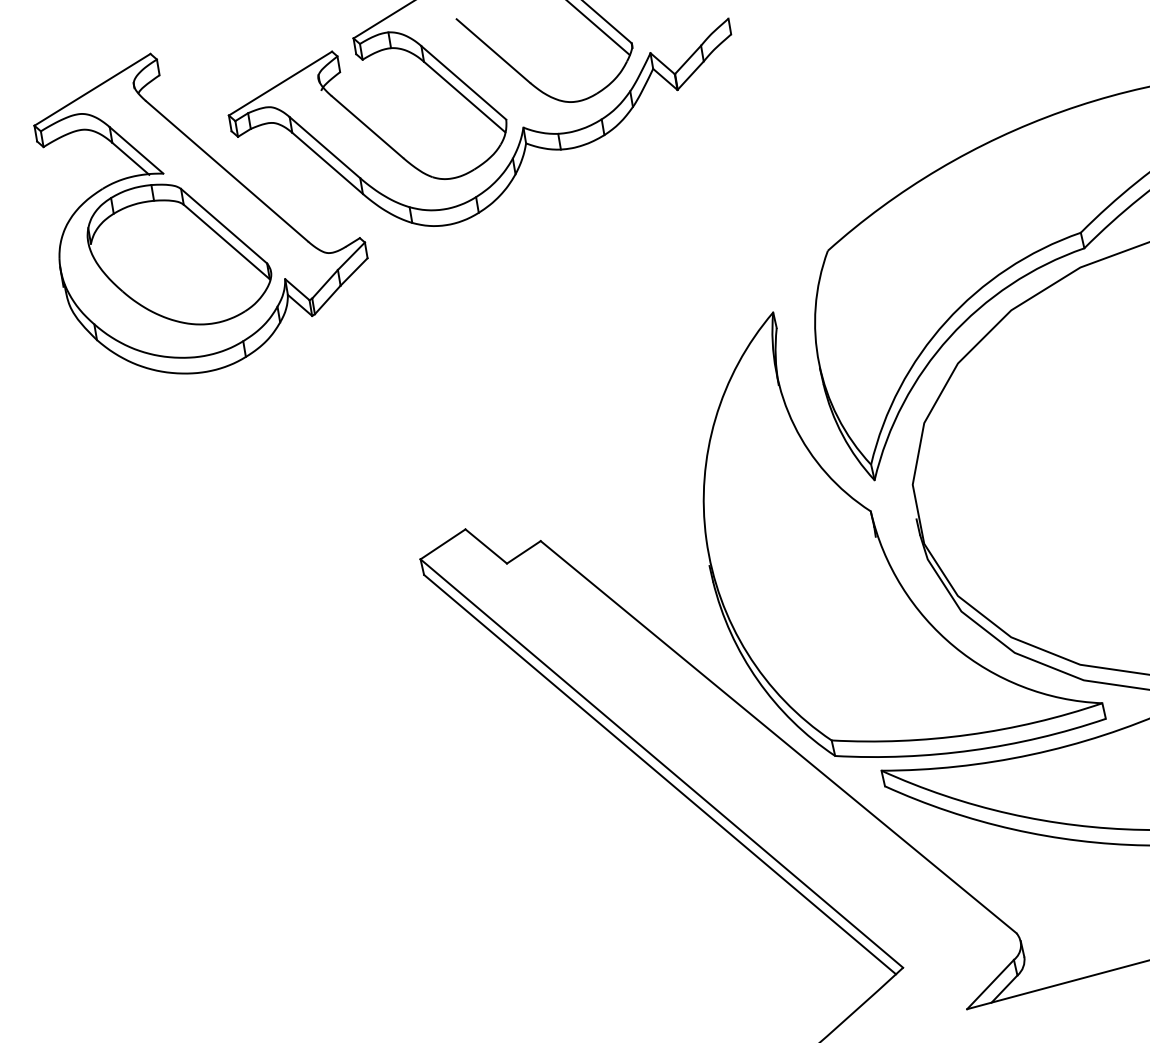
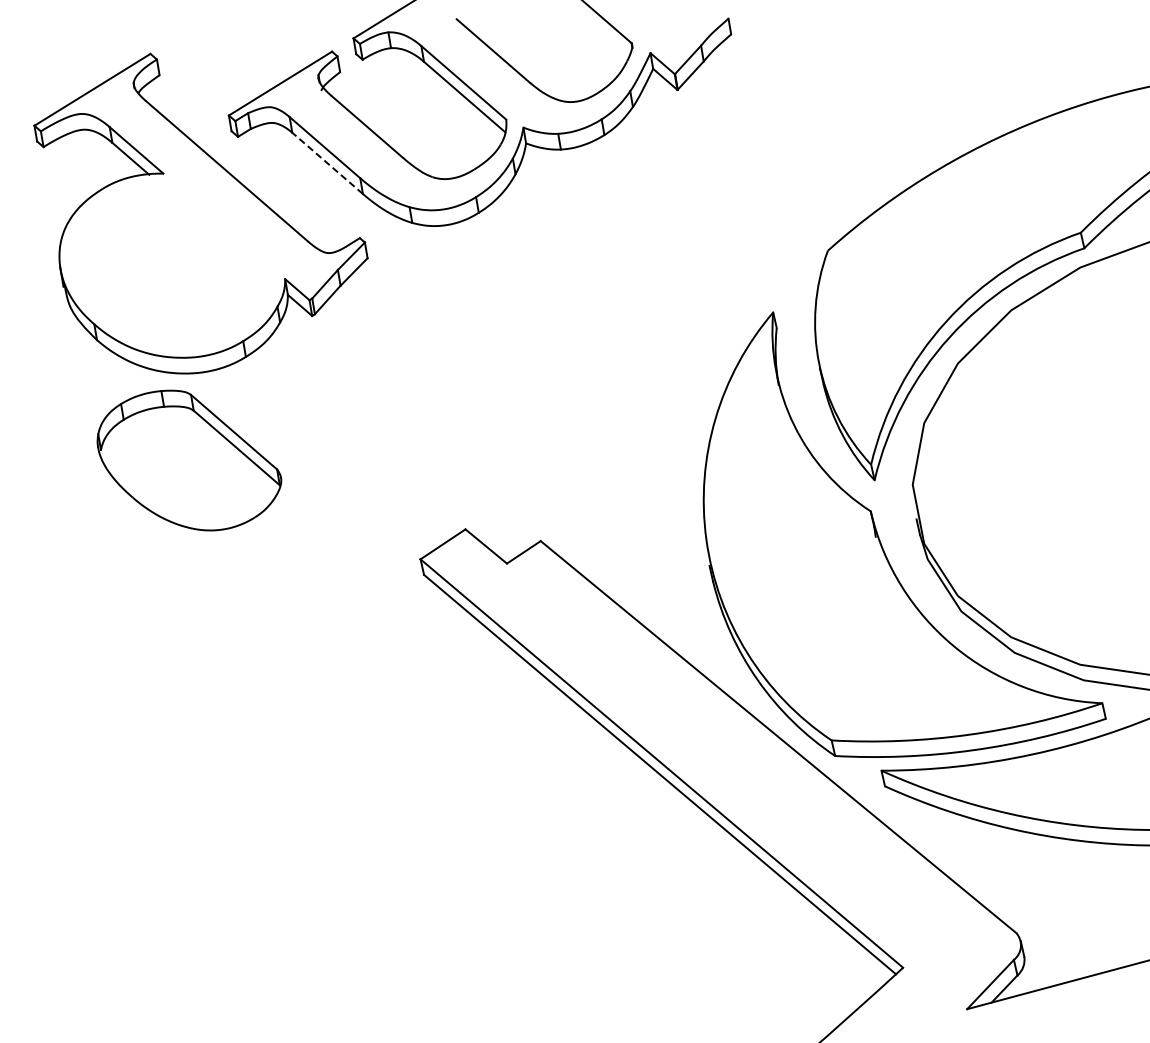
line: present -> none (598, 28)
line: solid -> dashed (327, 163)
part position: (179, 254) -> (189, 460) (189, 460)
